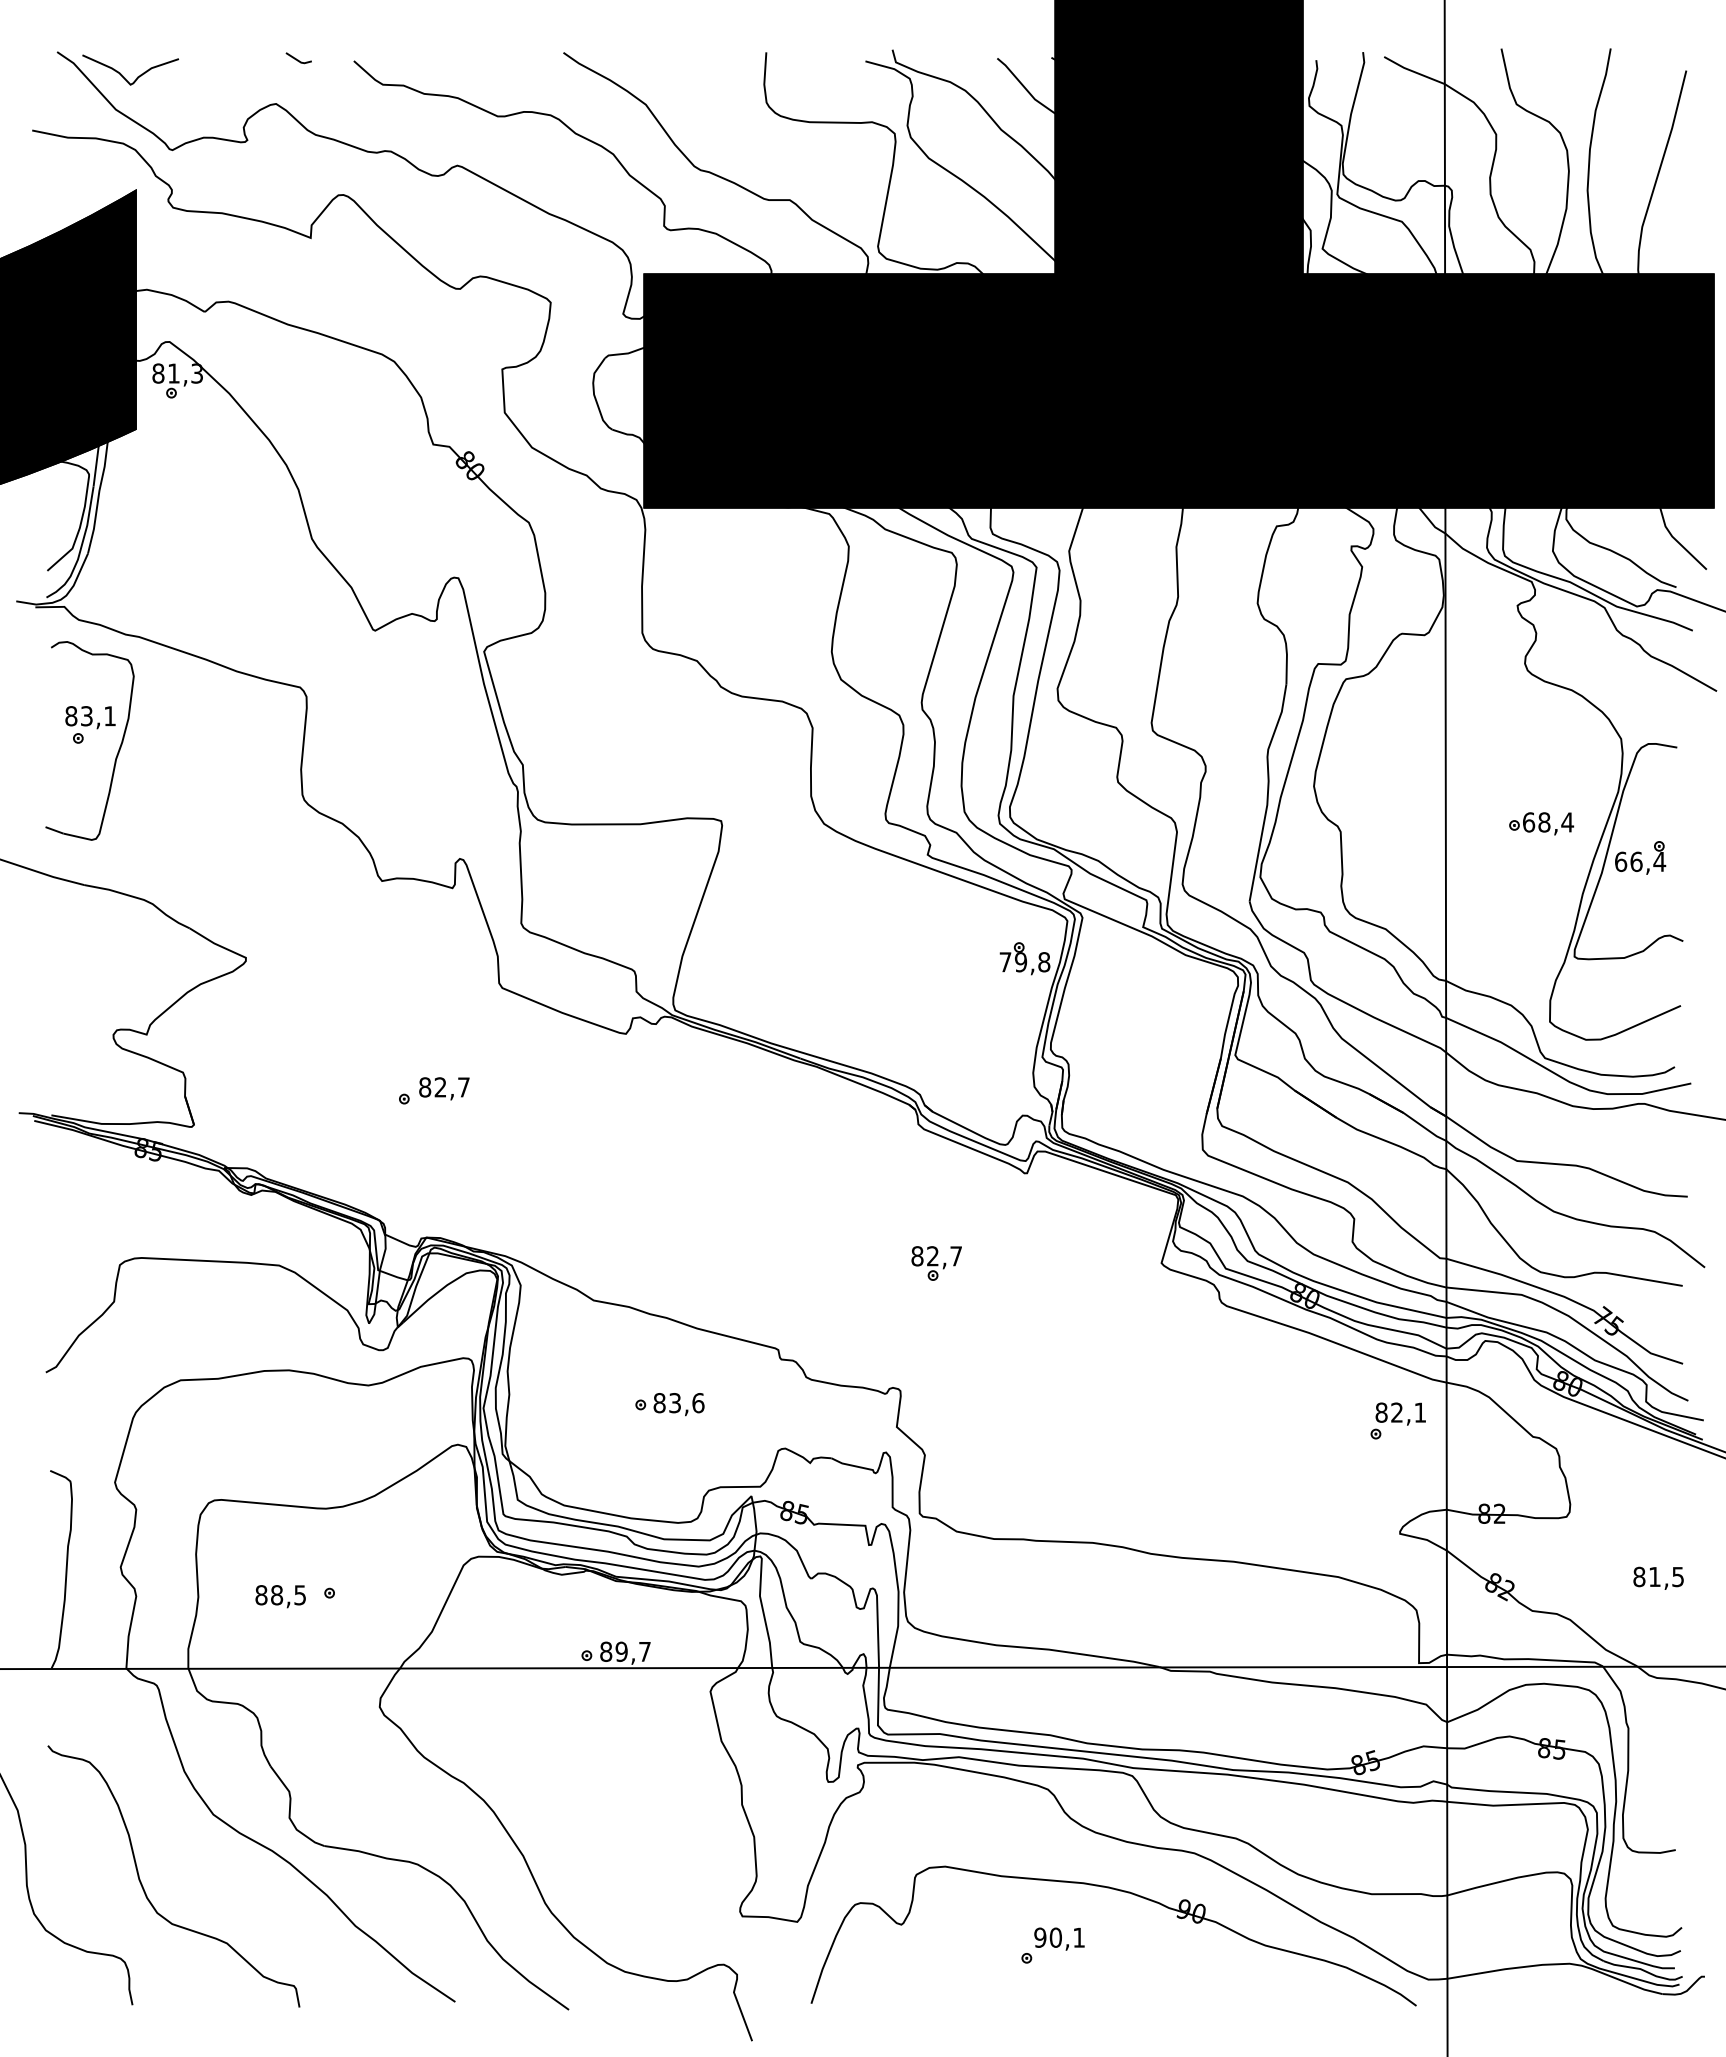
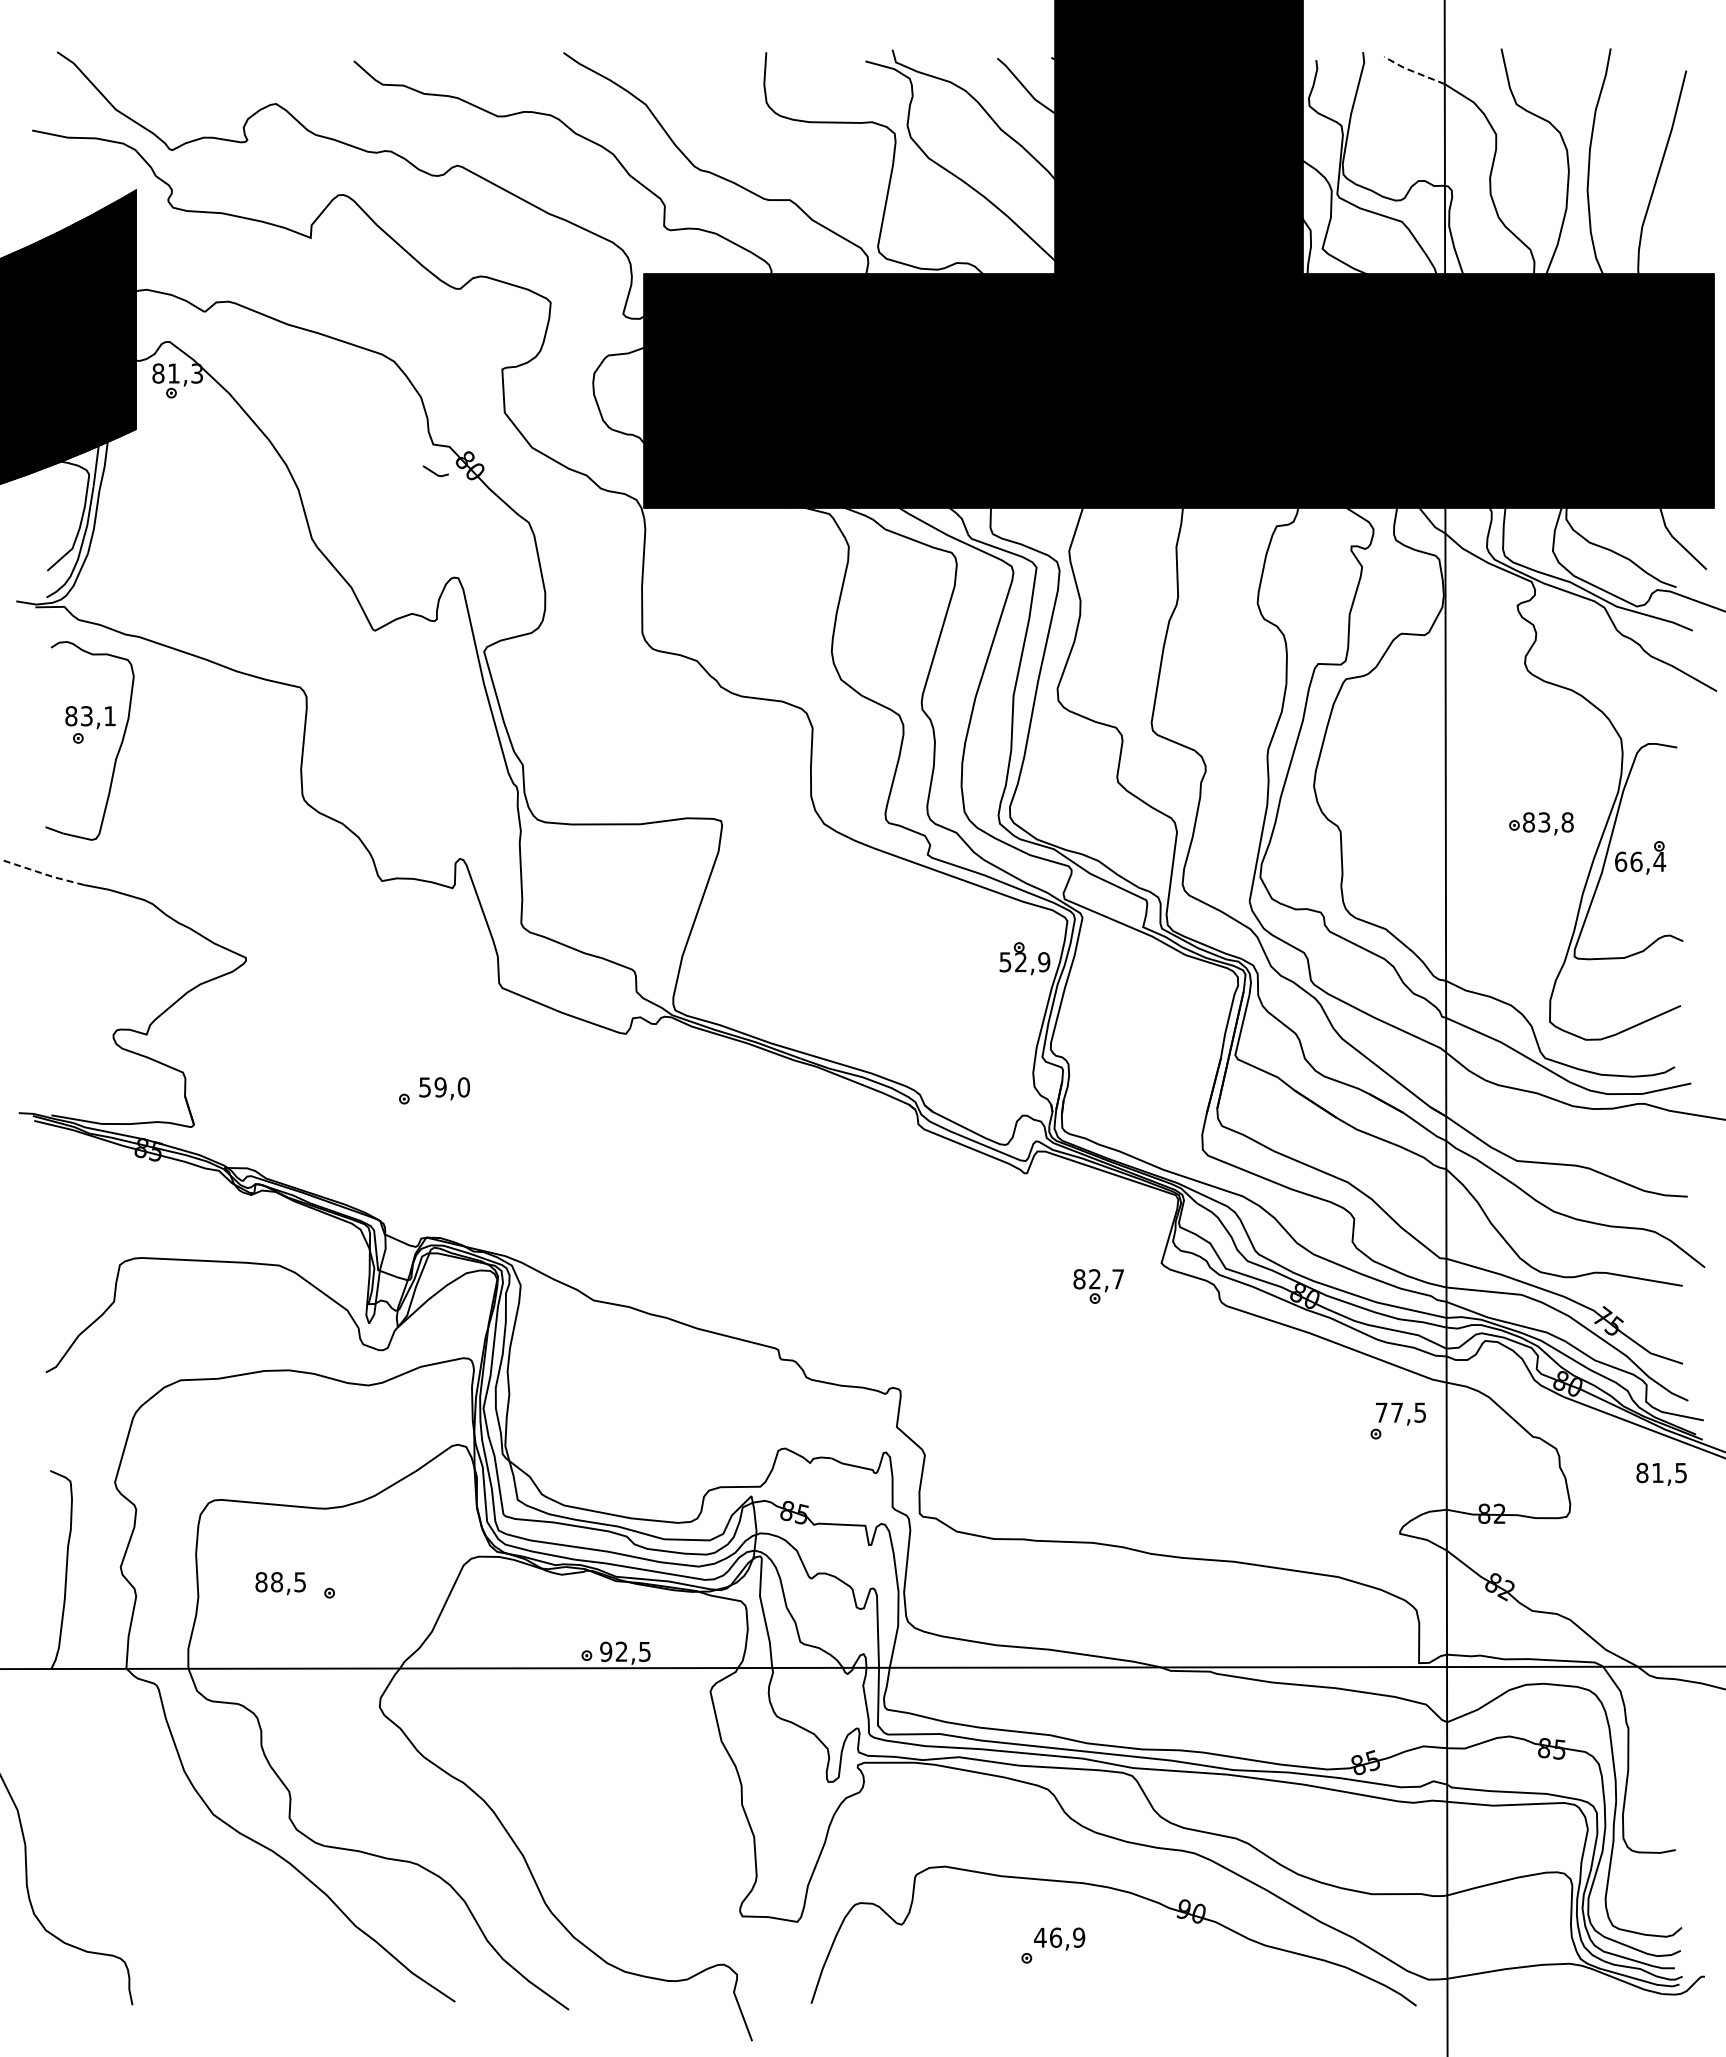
line position: (298, 59) -> (435, 472) (435, 472)
line: solid -> dashed (1413, 71)
curve: present -> none (123, 75)
text: 68,4 -> 83,8 (1548, 822)
line: solid -> dashed (43, 873)
text: 79,8 -> 52,9 (1024, 962)
text: 82,7 -> 59,0 (444, 1087)
part position: (936, 1263) -> (1098, 1286) (1098, 1286)
part: present -> none (669, 1404)
text: 82,1 -> 77,5 (1400, 1412)
text position: (1658, 1577) -> (1661, 1473) (1661, 1473)
text position: (280, 1596) -> (280, 1583) (280, 1583)
text: 89,7 -> 92,5 (625, 1651)
curve: present -> none (144, 1888)
text: 90,1 -> 46,9 (1059, 1937)
